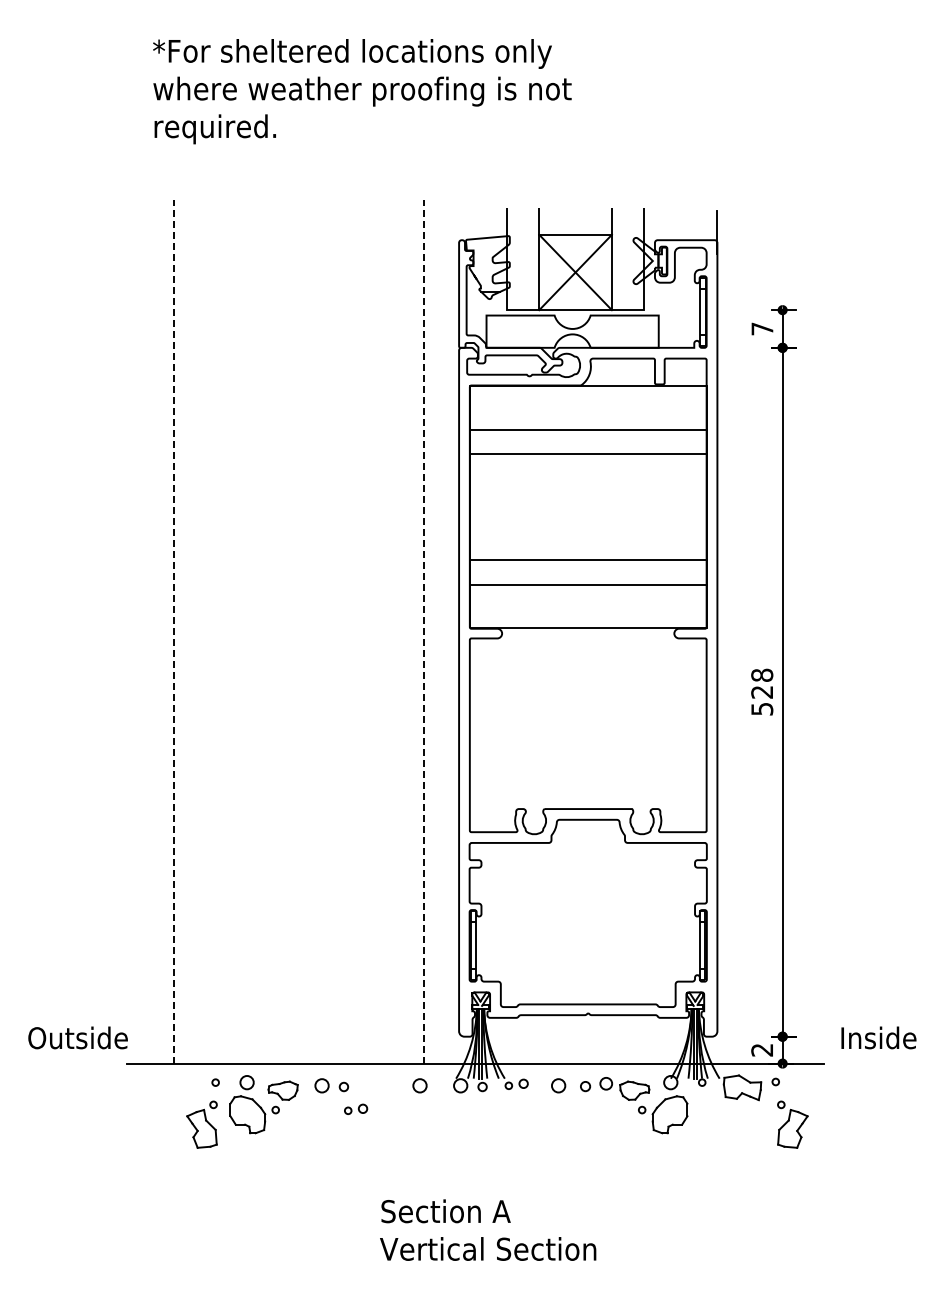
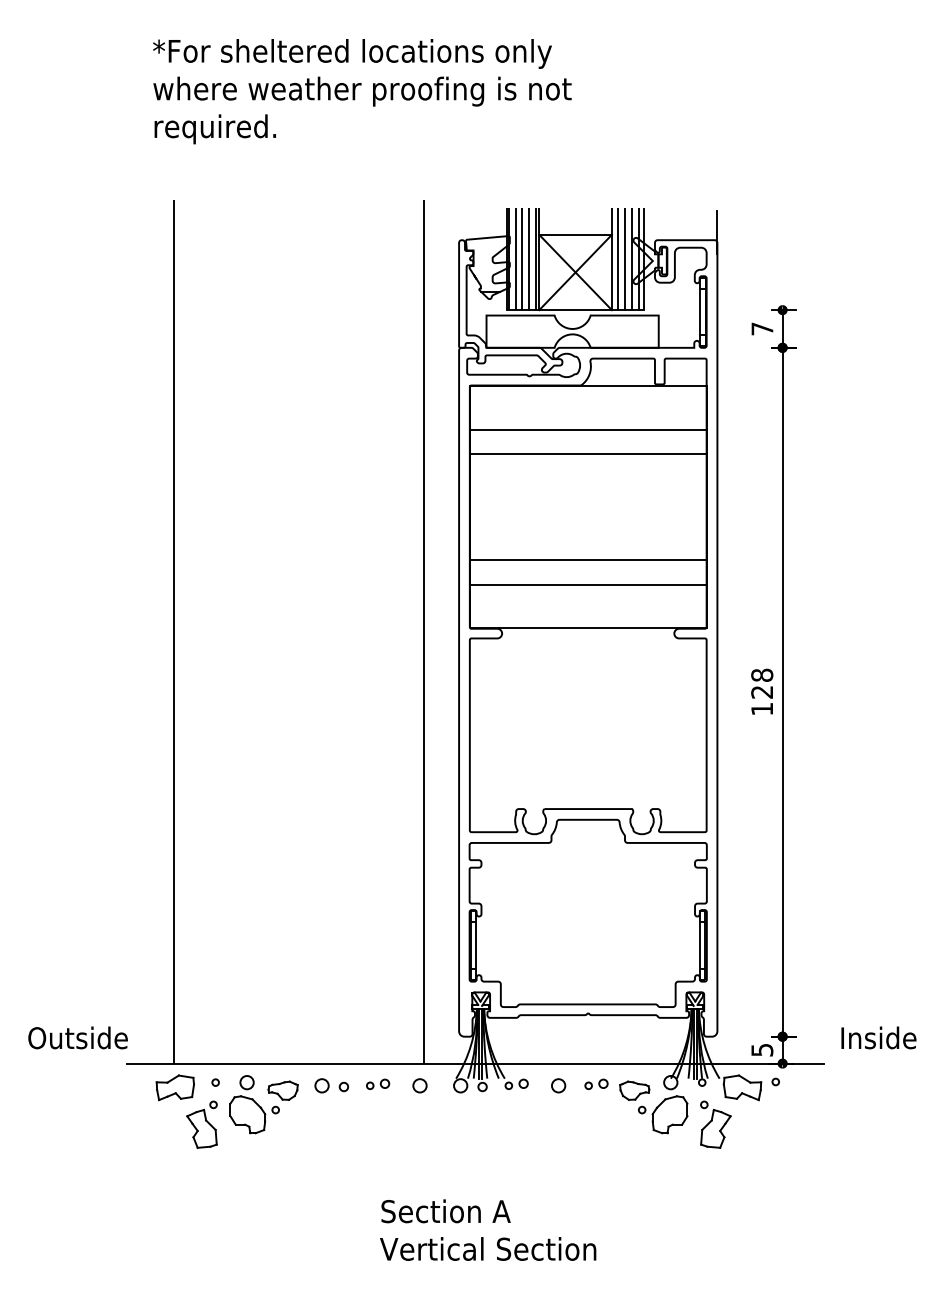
hatch: none -> present (522, 258)
hatch: none -> present (628, 258)
line: dashed -> solid (173, 631)
line: dashed -> solid (424, 631)
text: 528 -> 128 (762, 709)
text: 2 -> 5 (762, 1050)
part size: 33x16 px -> 25x12 px (596, 1083)
part: none -> present (174, 1087)
part position: (356, 1108) -> (378, 1083) (378, 1083)
part position: (792, 1124) -> (715, 1124) (715, 1124)
